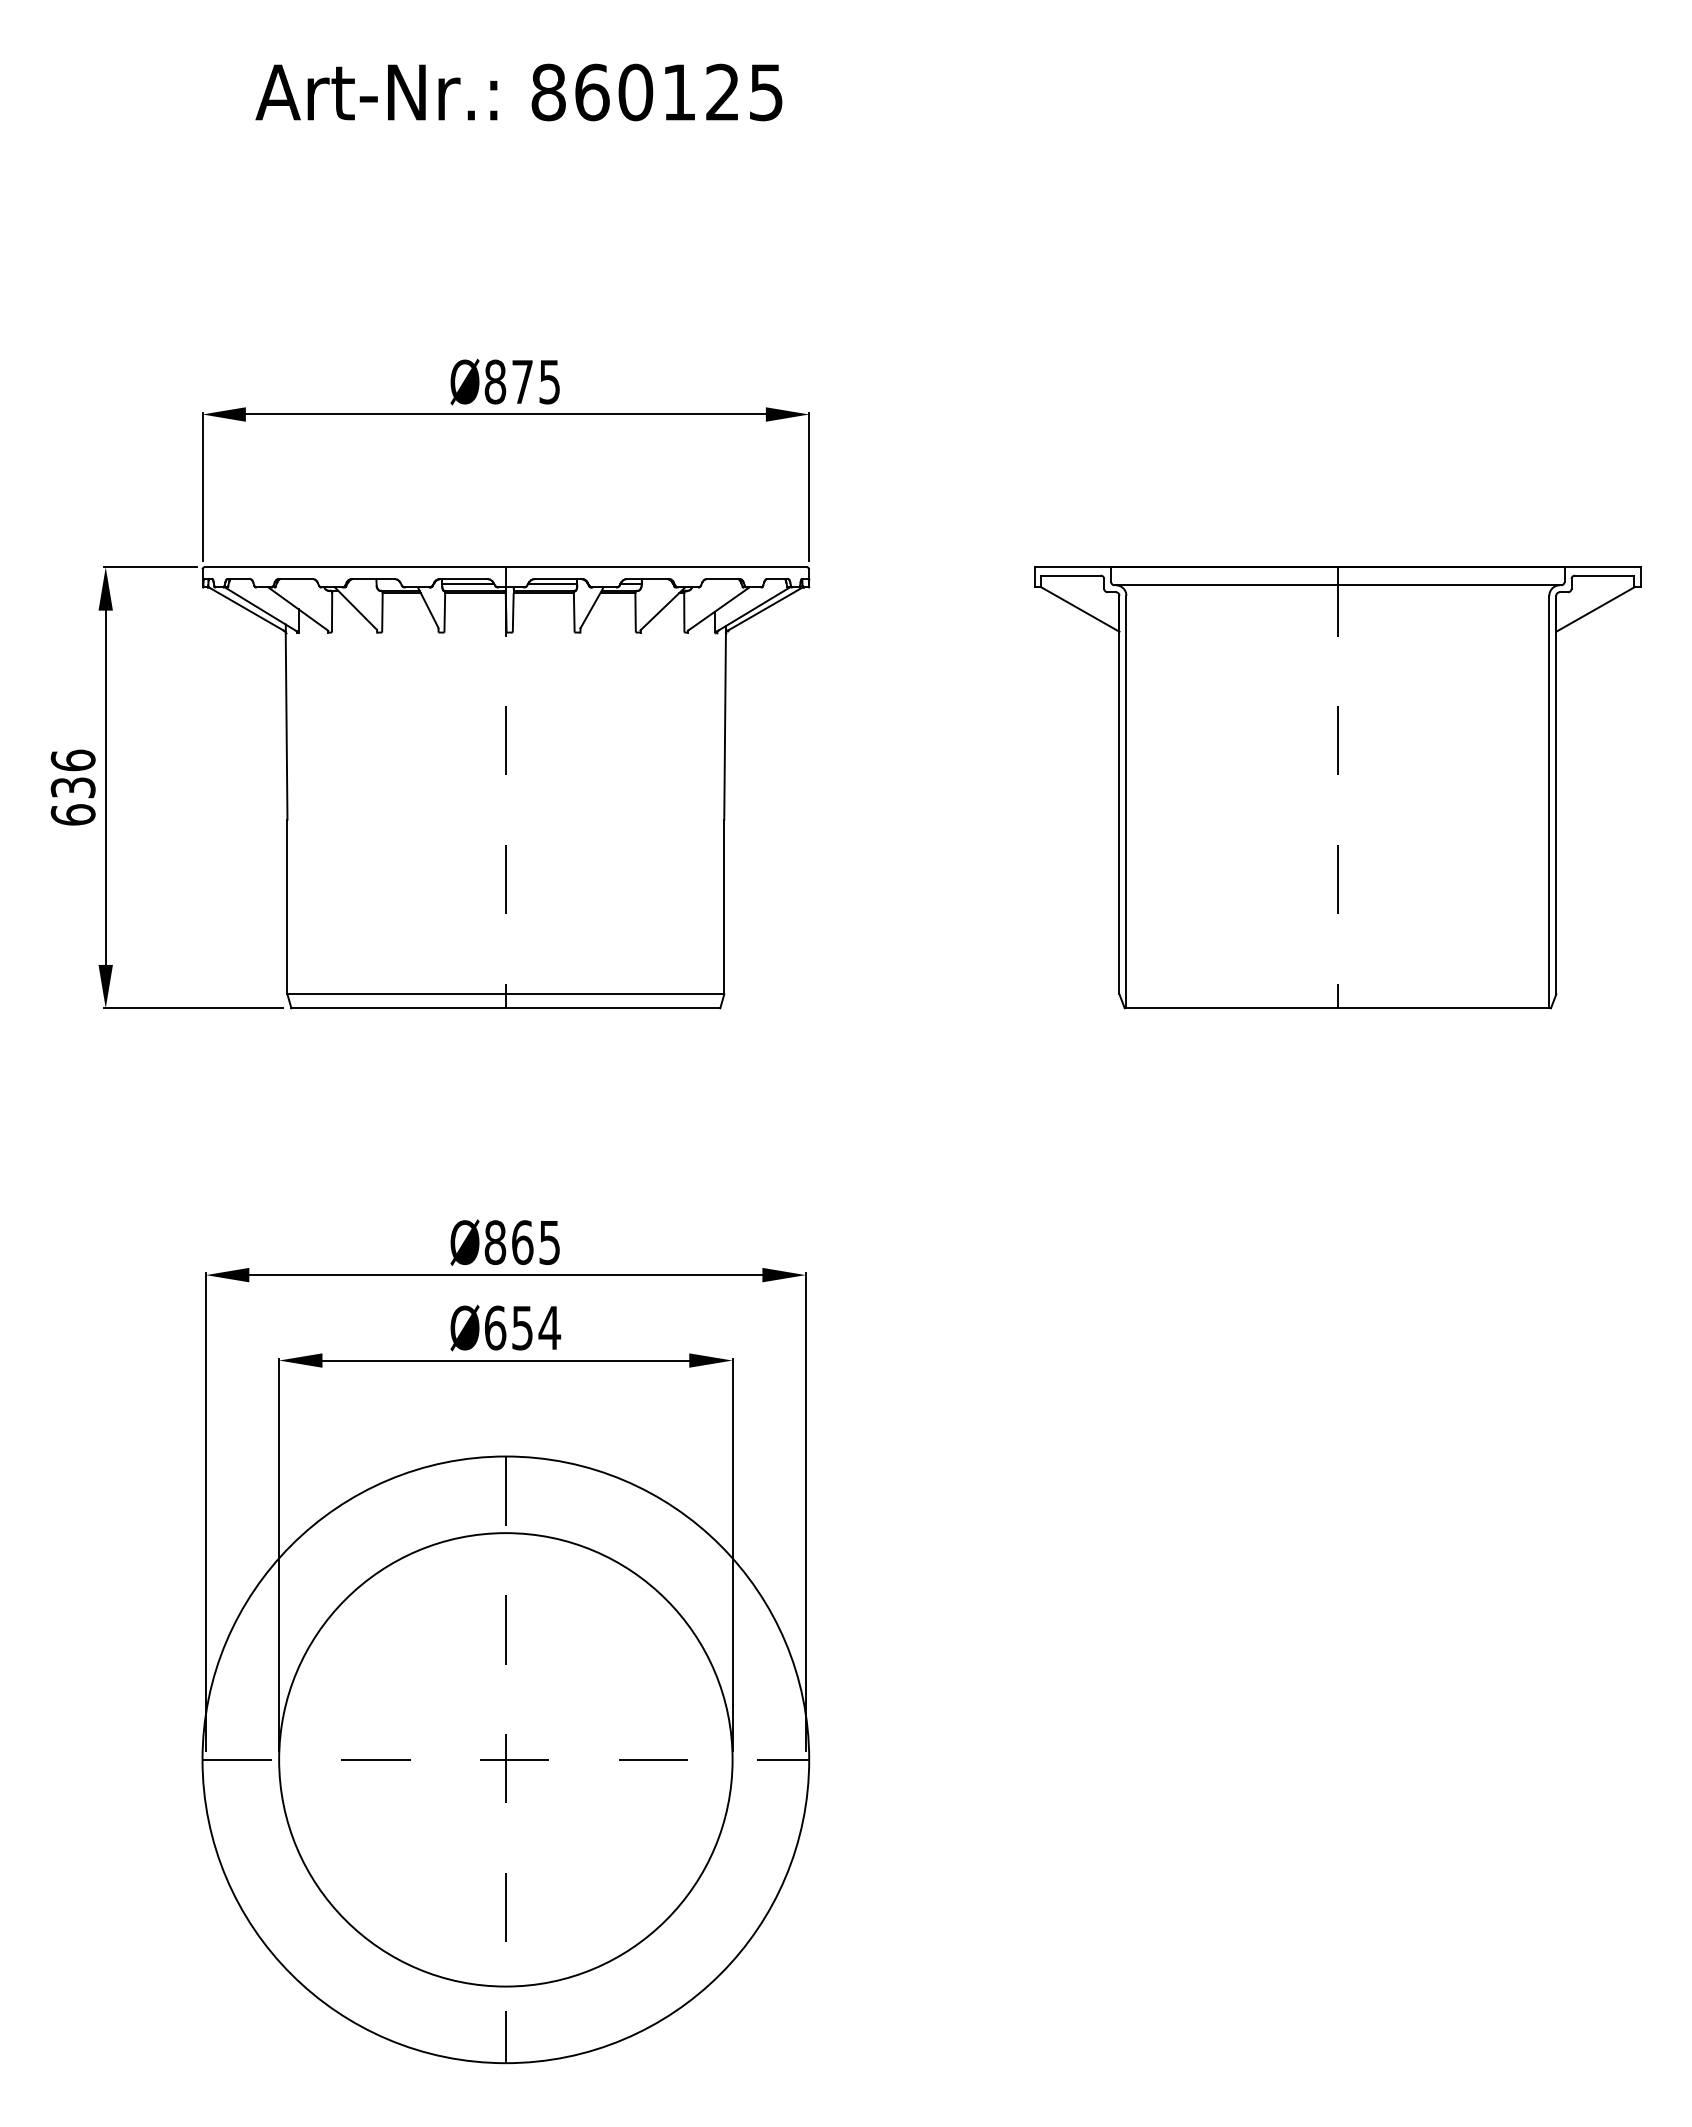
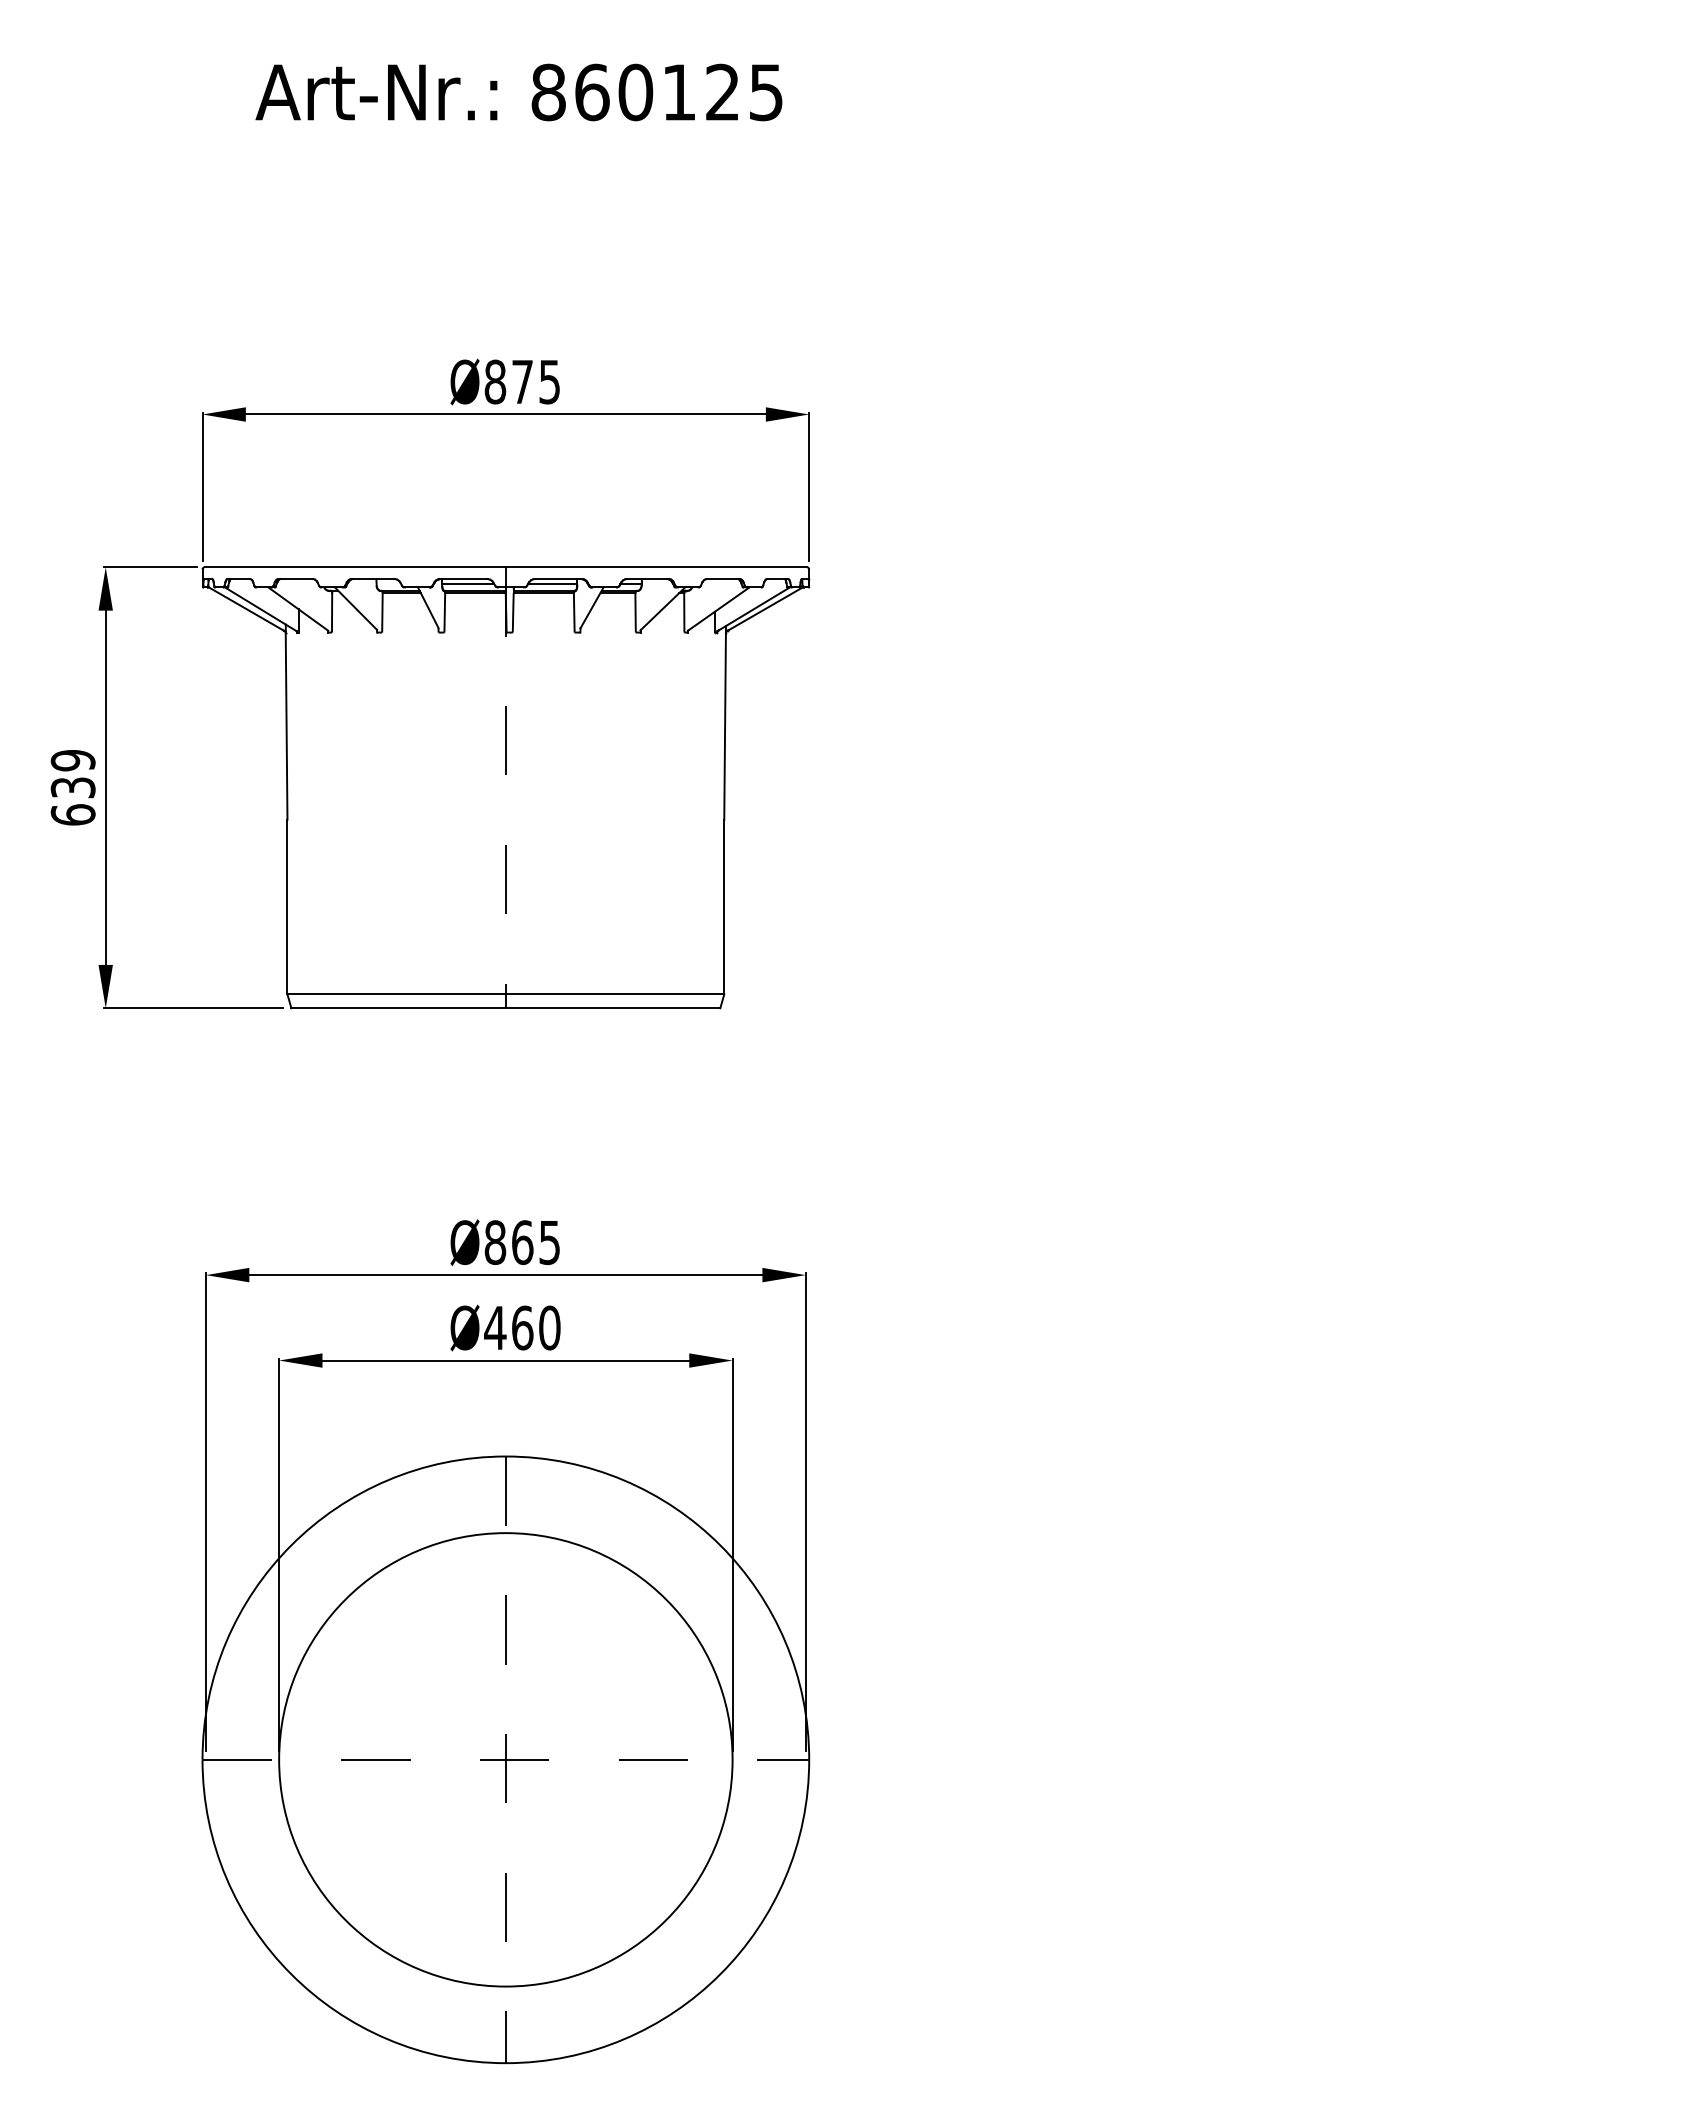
text: 636 -> 639 (72, 760)
part: present -> none (1337, 787)
text: Ø654 -> Ø460 (522, 1327)
